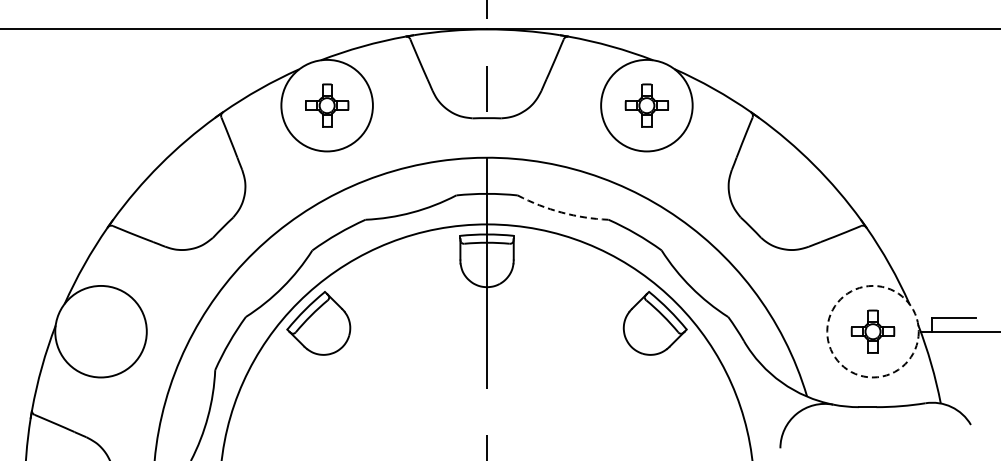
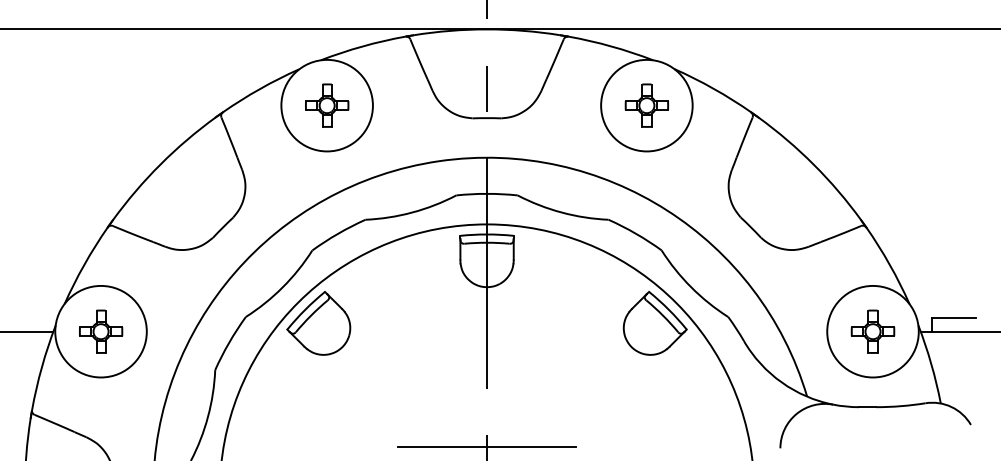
arc: dashed -> solid (561, 212)
line: none -> present (27, 331)
part: none -> present (101, 331)
circle: dashed -> solid (872, 331)
line: none -> present (486, 447)
